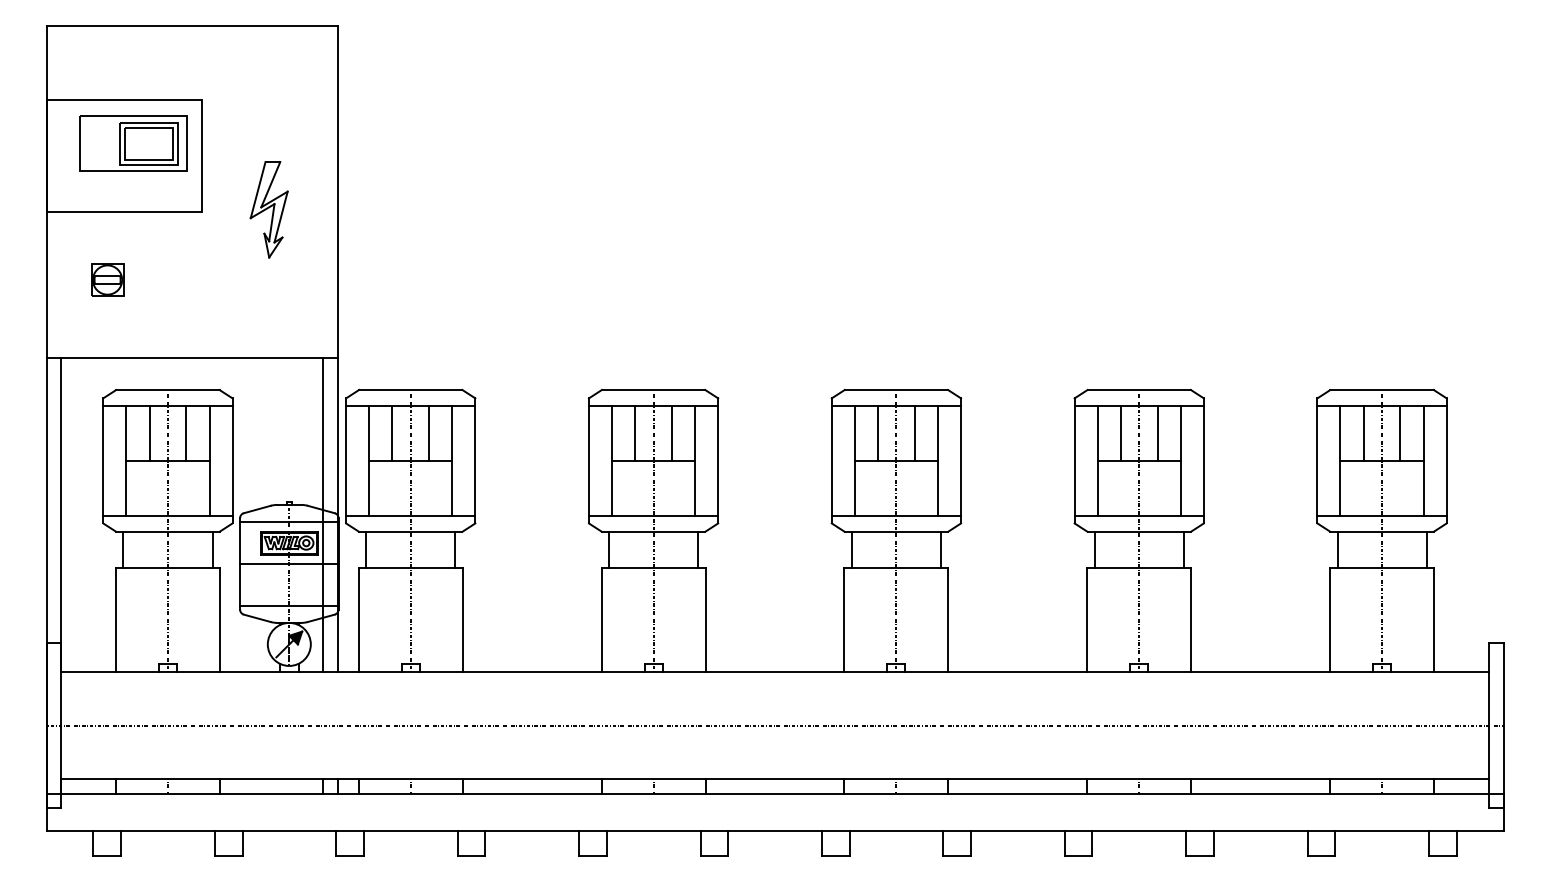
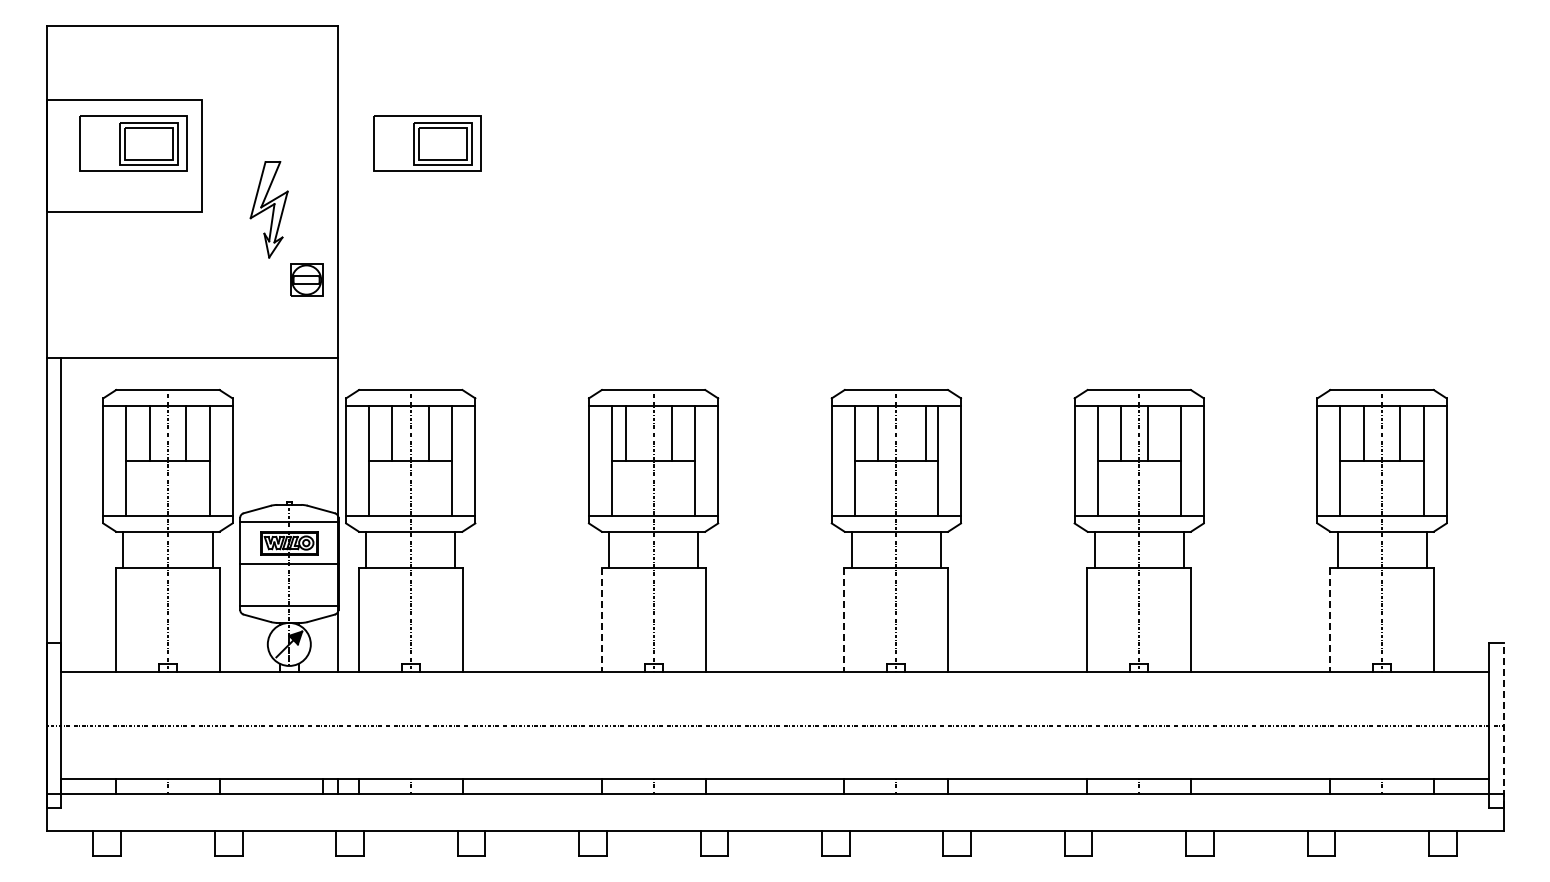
part: none -> present (427, 143)
part position: (107, 279) -> (306, 279) (306, 279)
line position: (635, 432) -> (626, 432) (626, 432)
line position: (914, 432) -> (925, 432) (925, 432)
line position: (1157, 432) -> (1147, 432) (1147, 432)
line: present -> none (323, 515)
line: solid -> dashed (601, 620)
line: solid -> dashed (844, 620)
line: solid -> dashed (1330, 620)
line: solid -> dashed (1503, 725)
